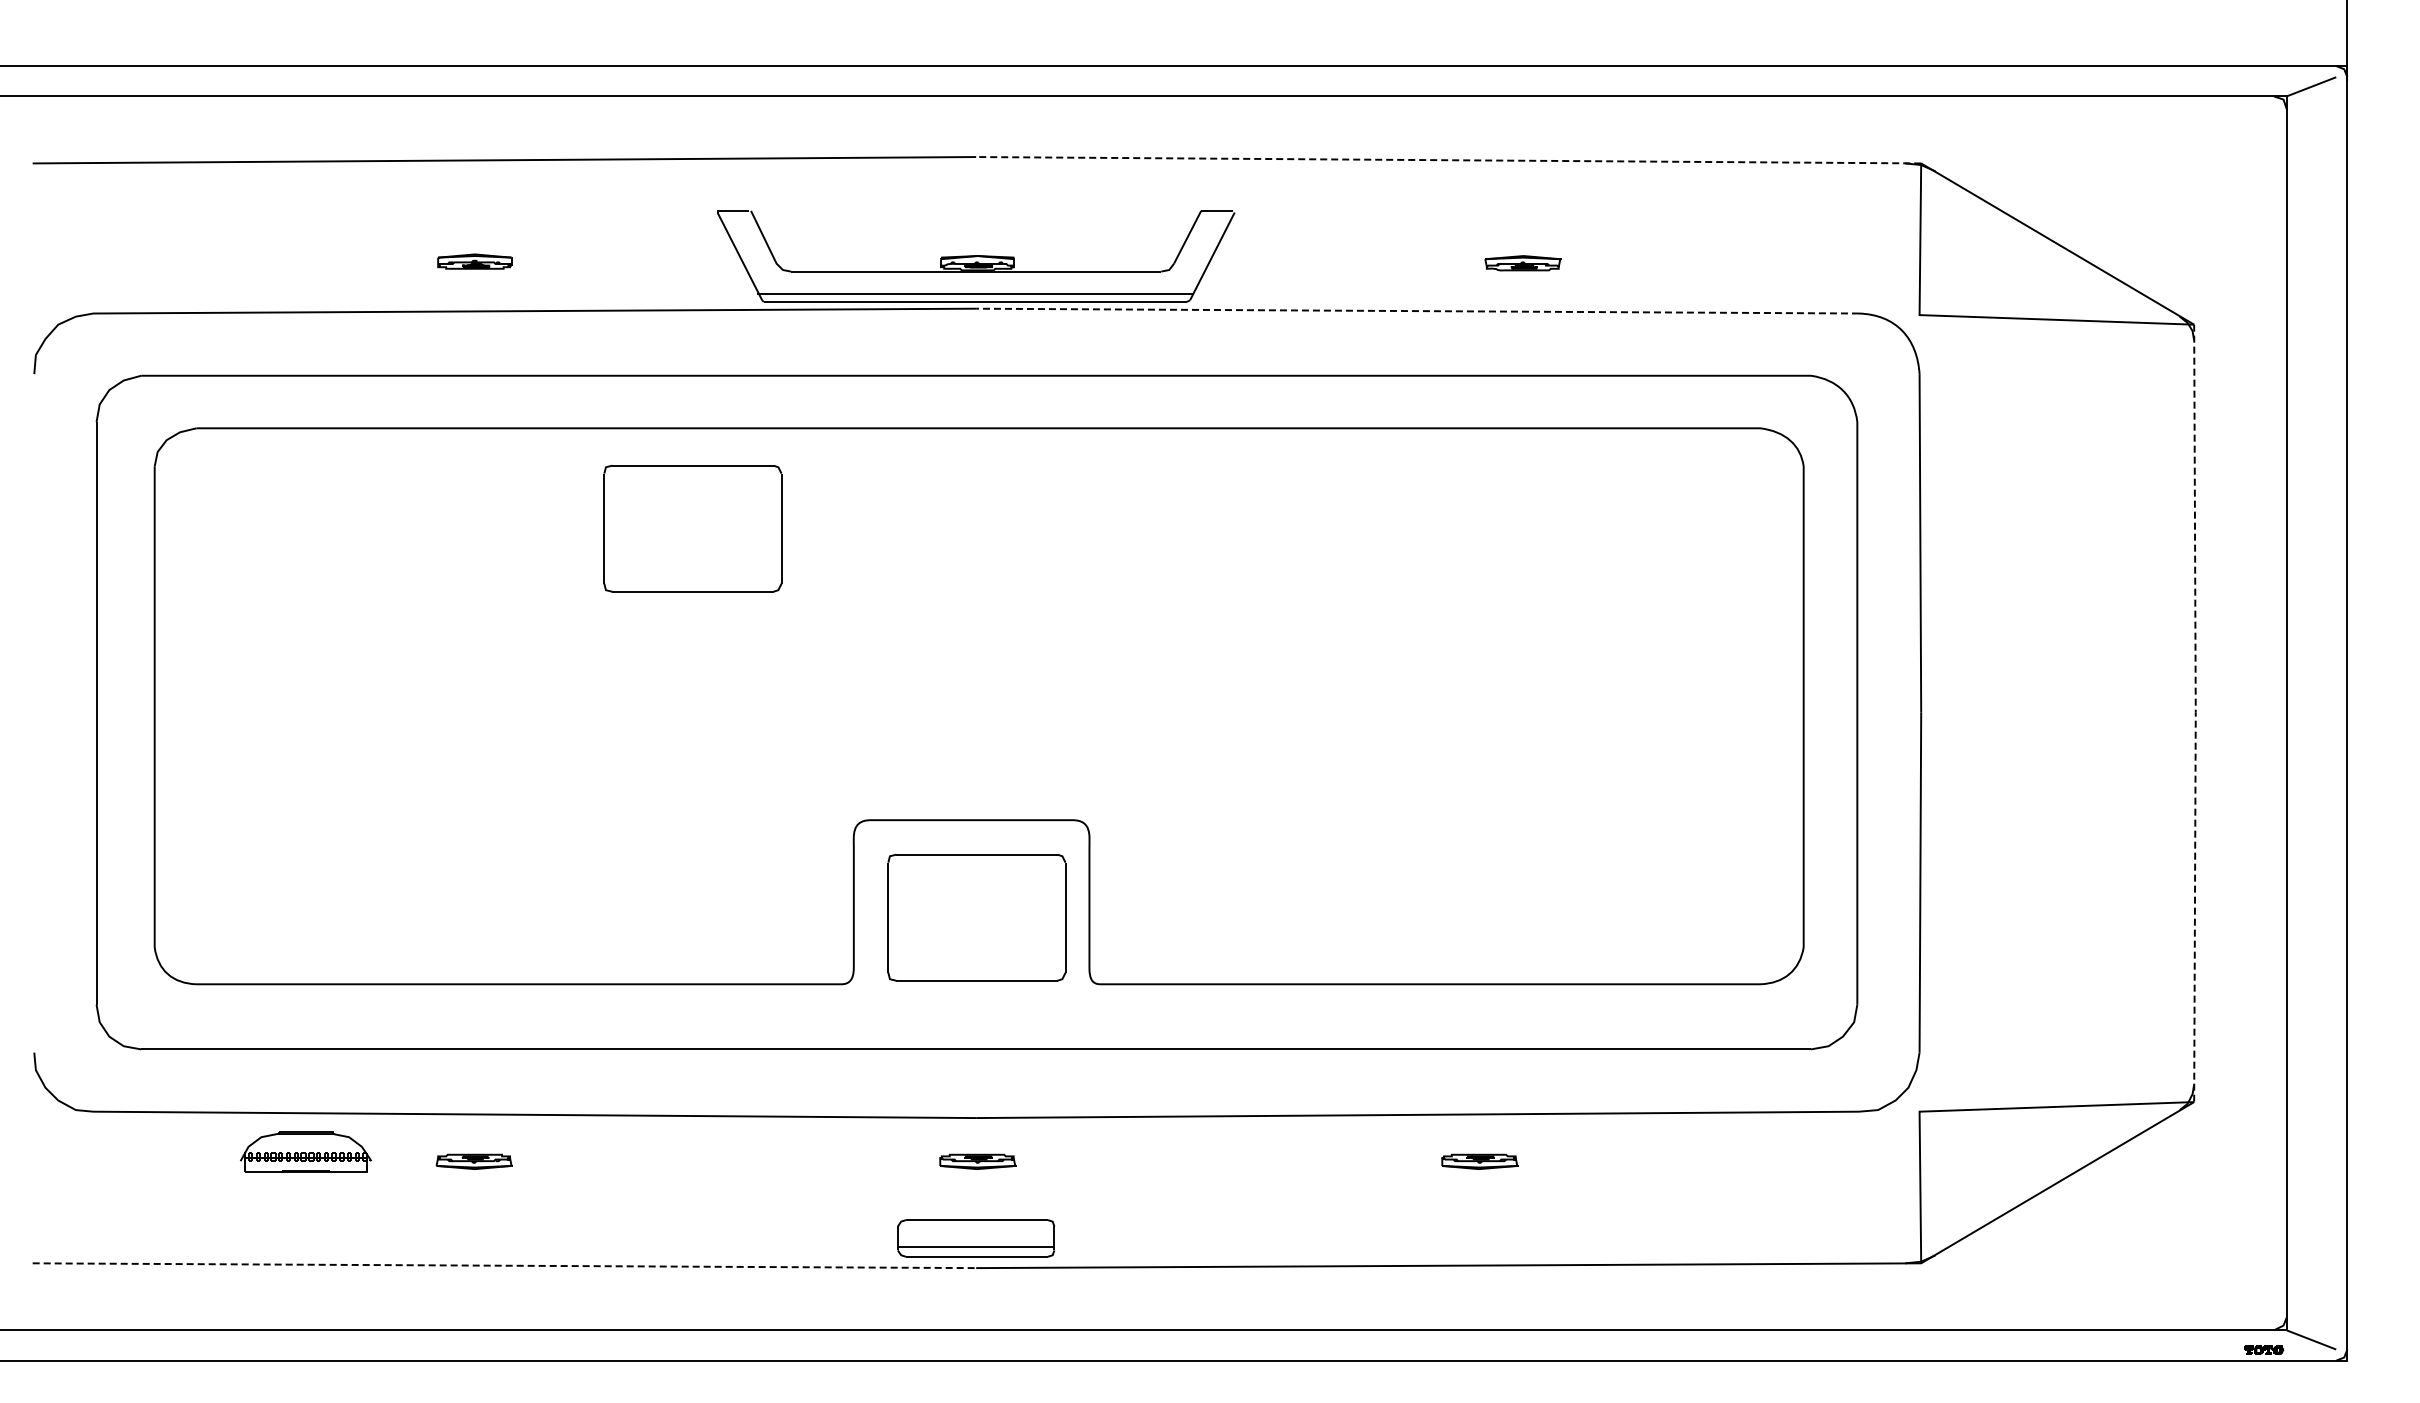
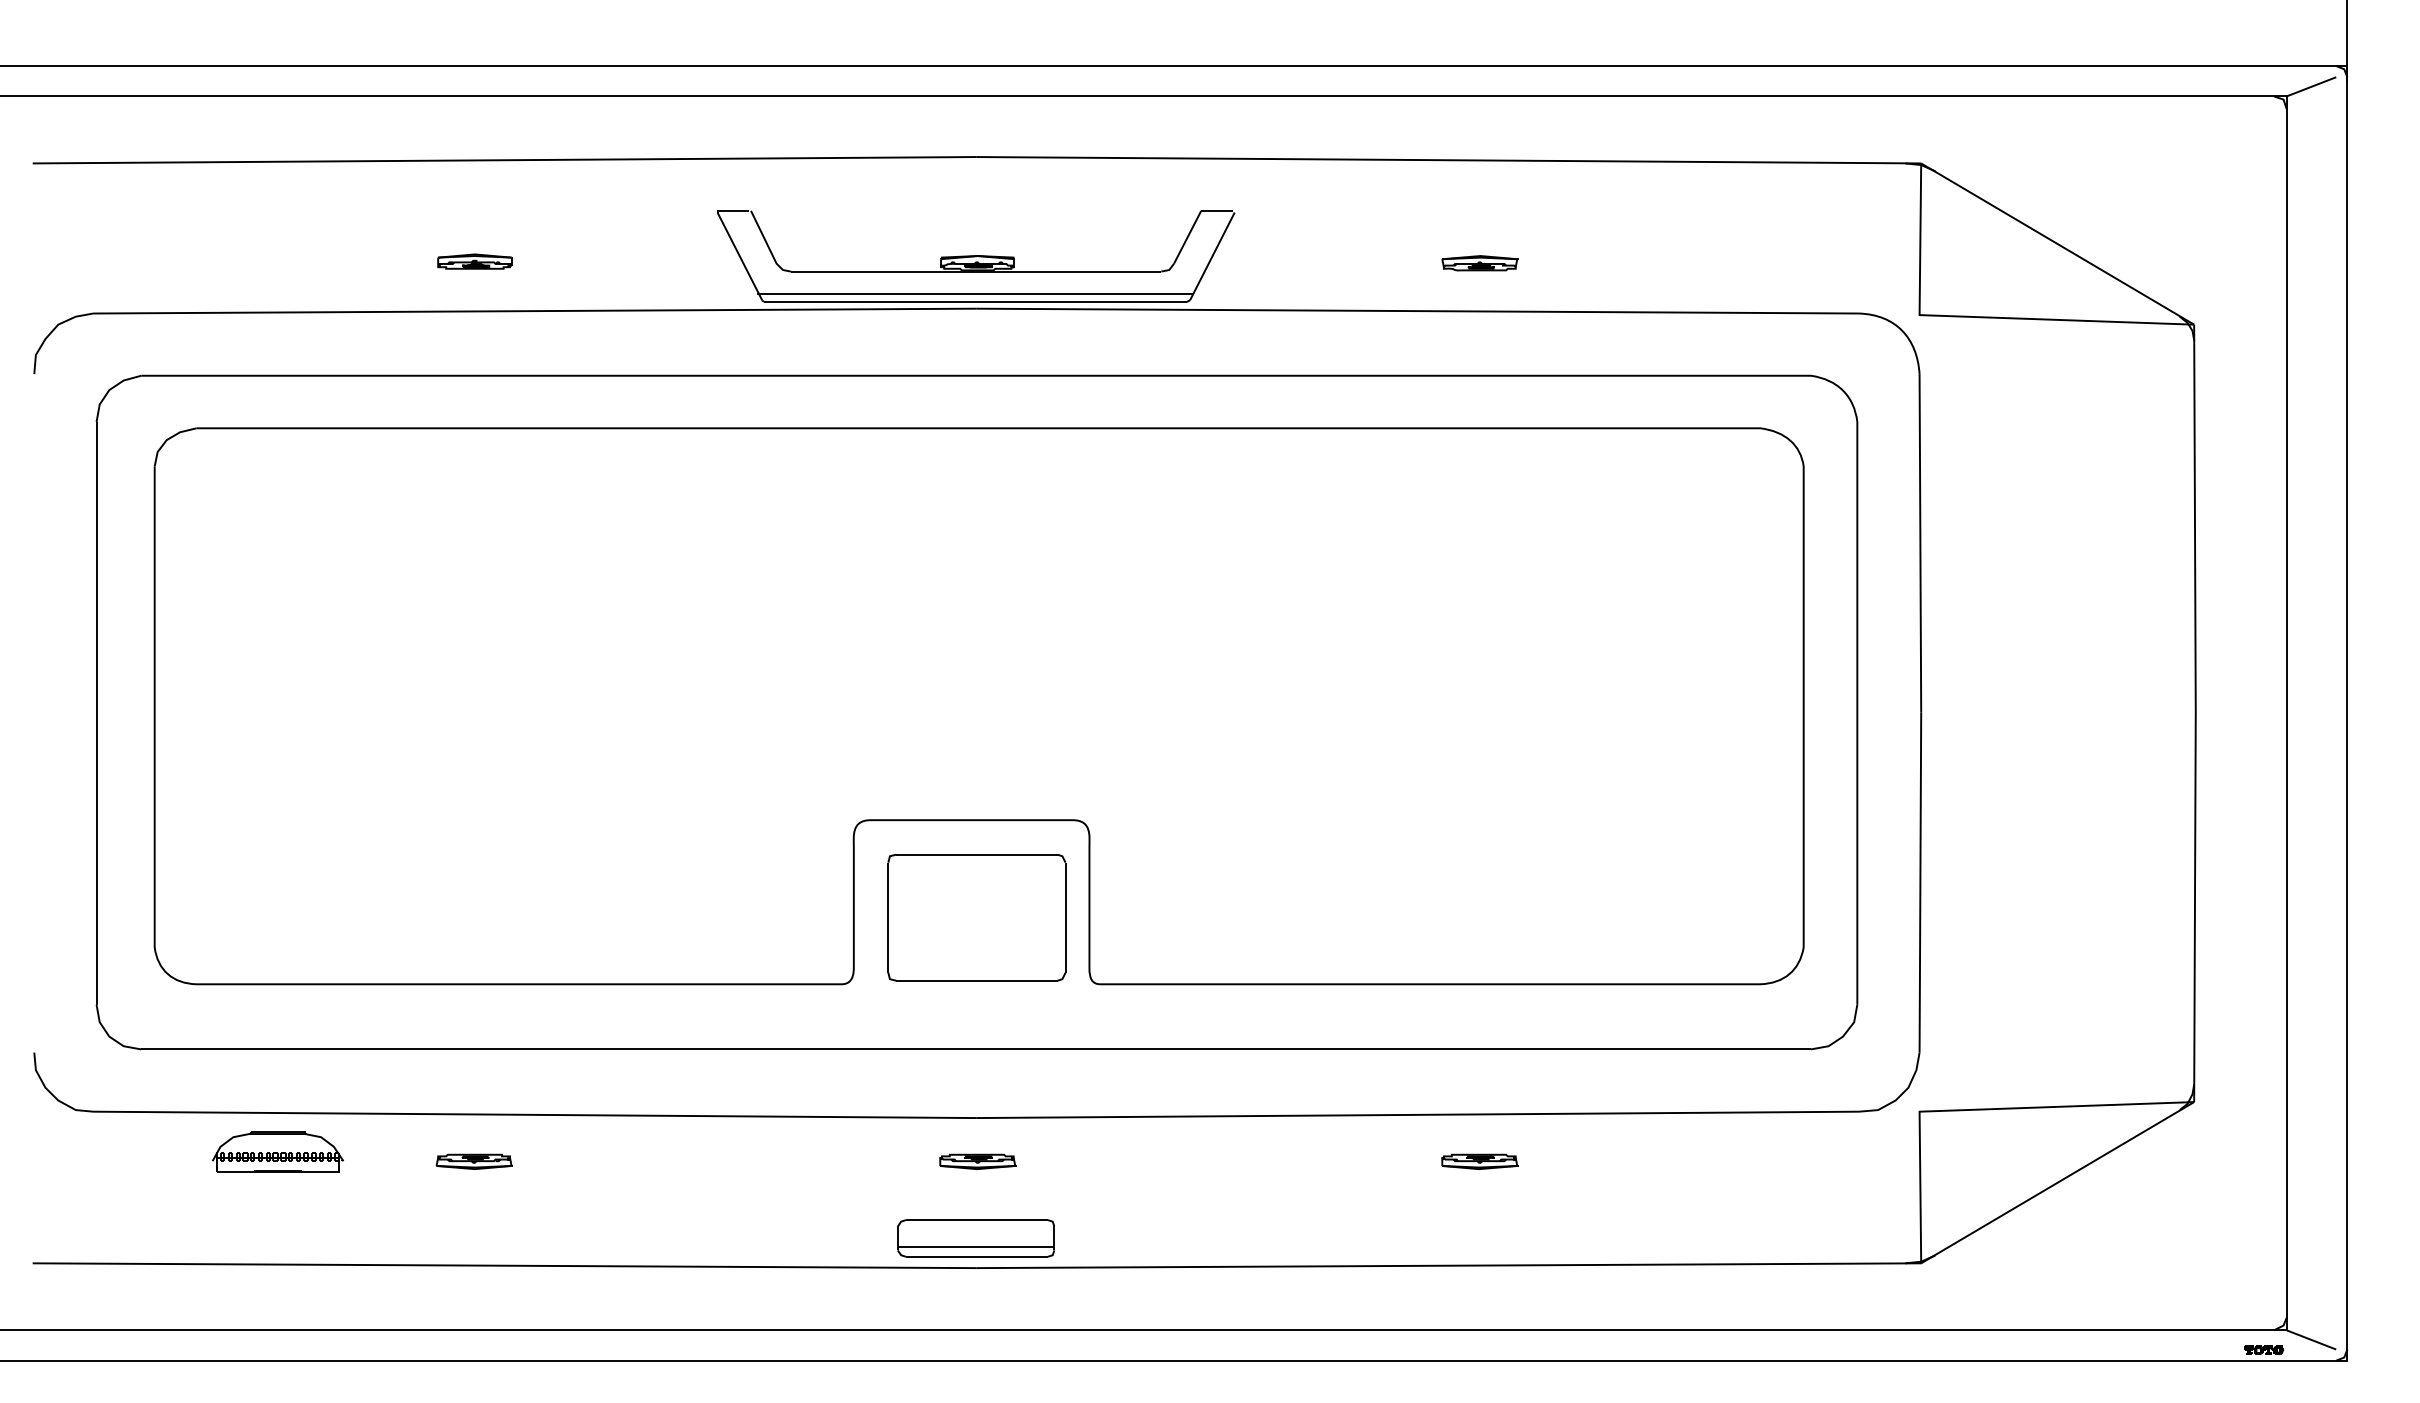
line: dashed -> solid (1448, 160)
part position: (1522, 263) -> (1479, 263) (1479, 263)
line: dashed -> solid (1417, 311)
part: present -> none (692, 528)
line: dashed -> solid (2195, 713)
part position: (305, 1151) -> (277, 1151) (277, 1151)
line: dashed -> solid (504, 1265)
